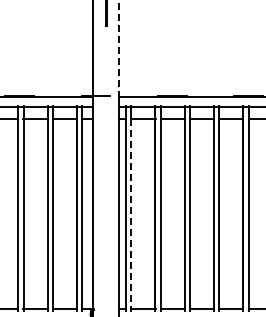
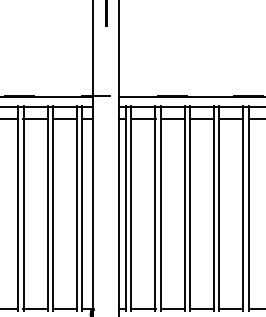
line: dashed -> solid (118, 48)
line: dashed -> solid (131, 214)
